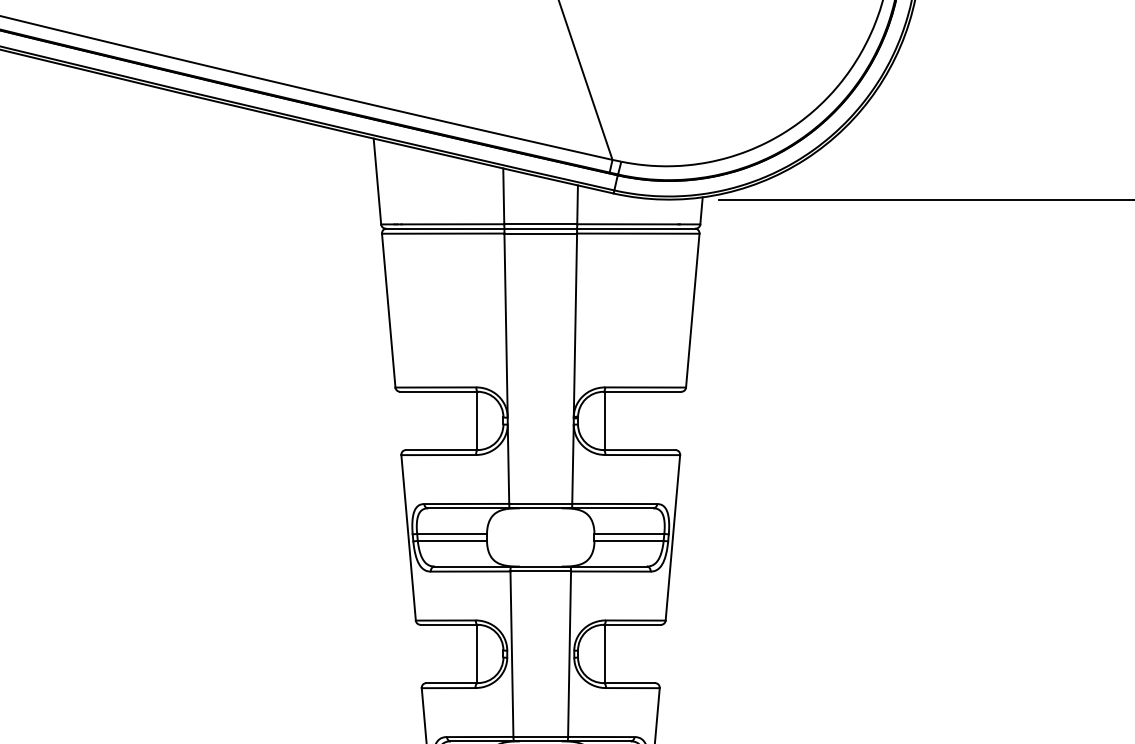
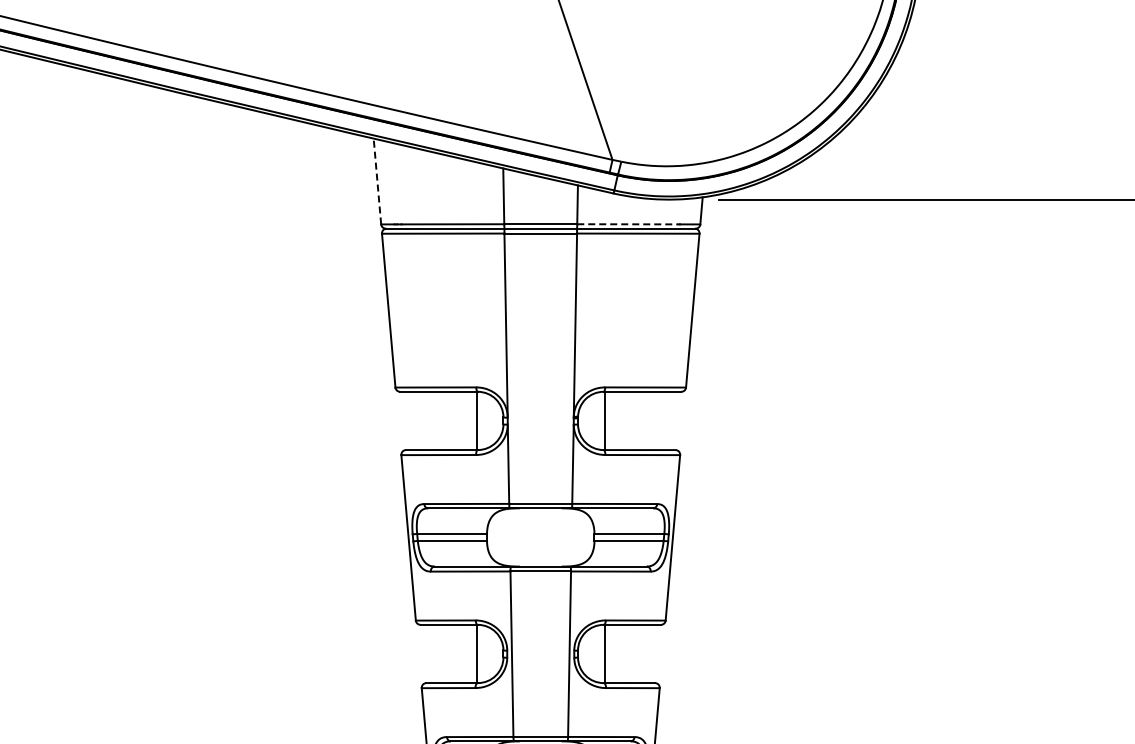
line: solid -> dashed (377, 181)
line: solid -> dashed (627, 224)
